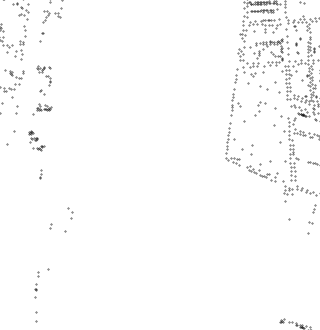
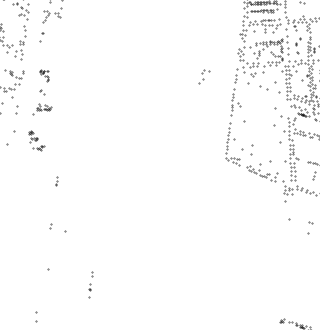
part size: 16x22 px -> 11x14 px (44, 75)
part position: (260, 108) -> (204, 76) (204, 76)
part position: (40, 174) -> (56, 181) (56, 181)
part position: (314, 208) -> (314, 175) (314, 175)
part: present -> none (70, 213)
part position: (36, 284) -> (90, 284) (90, 284)
